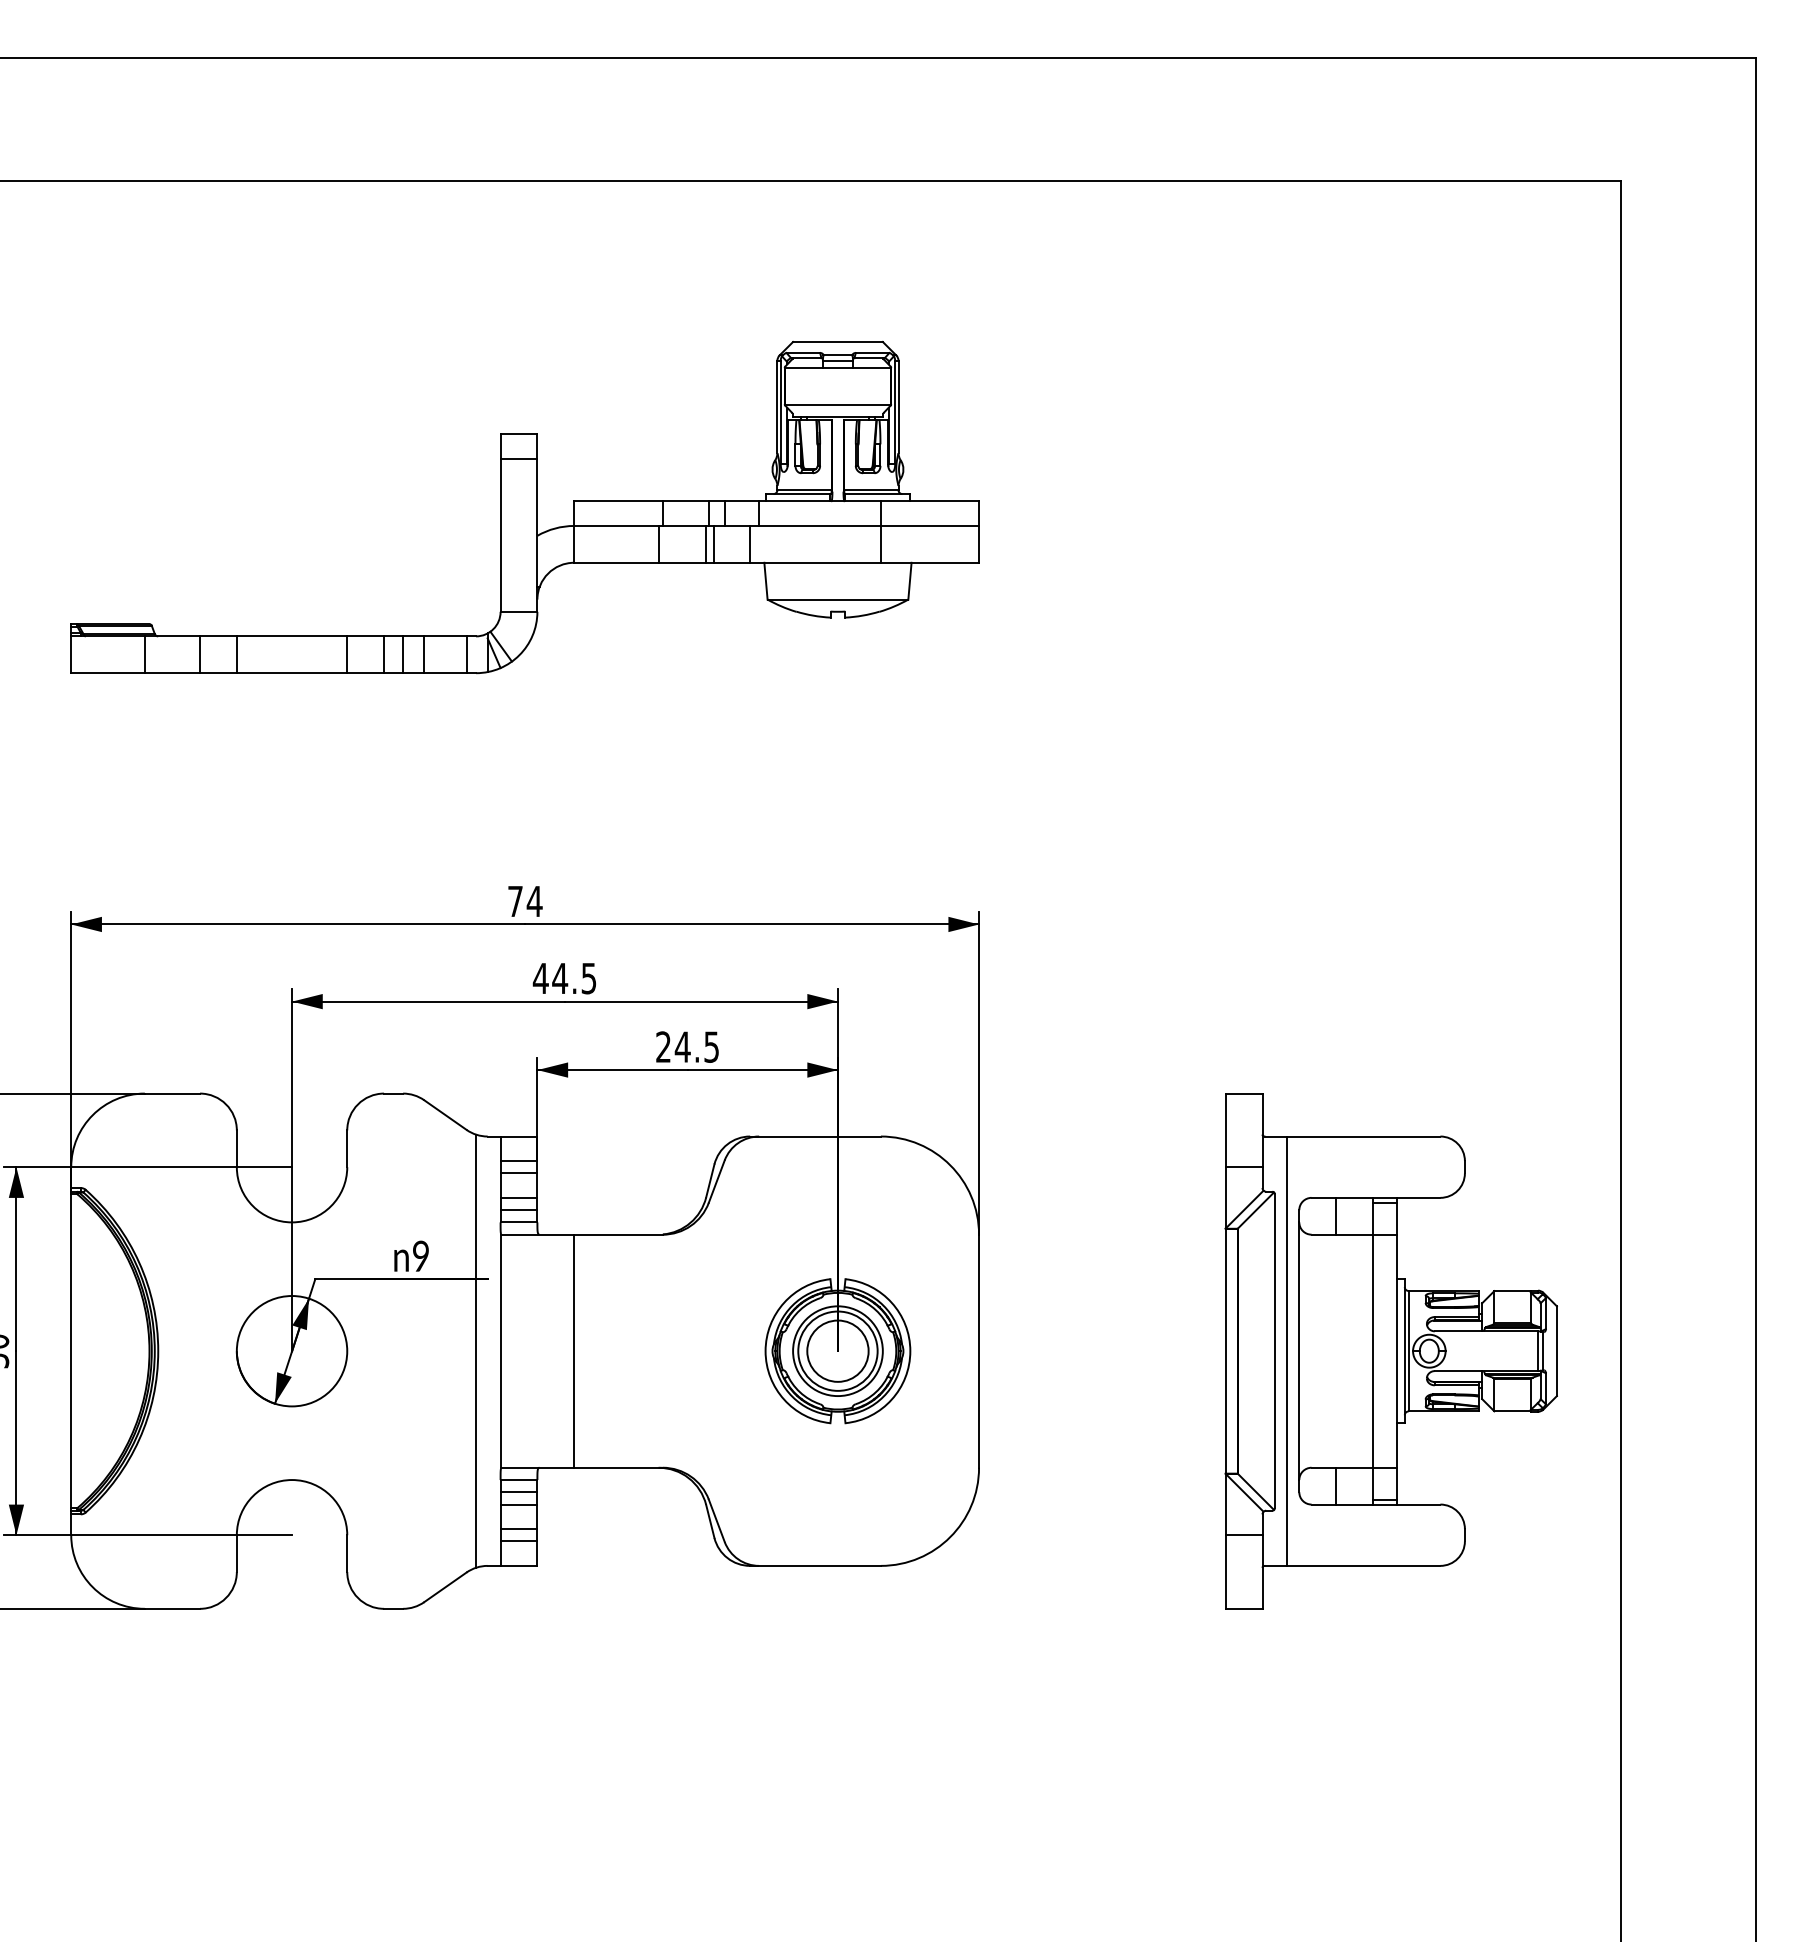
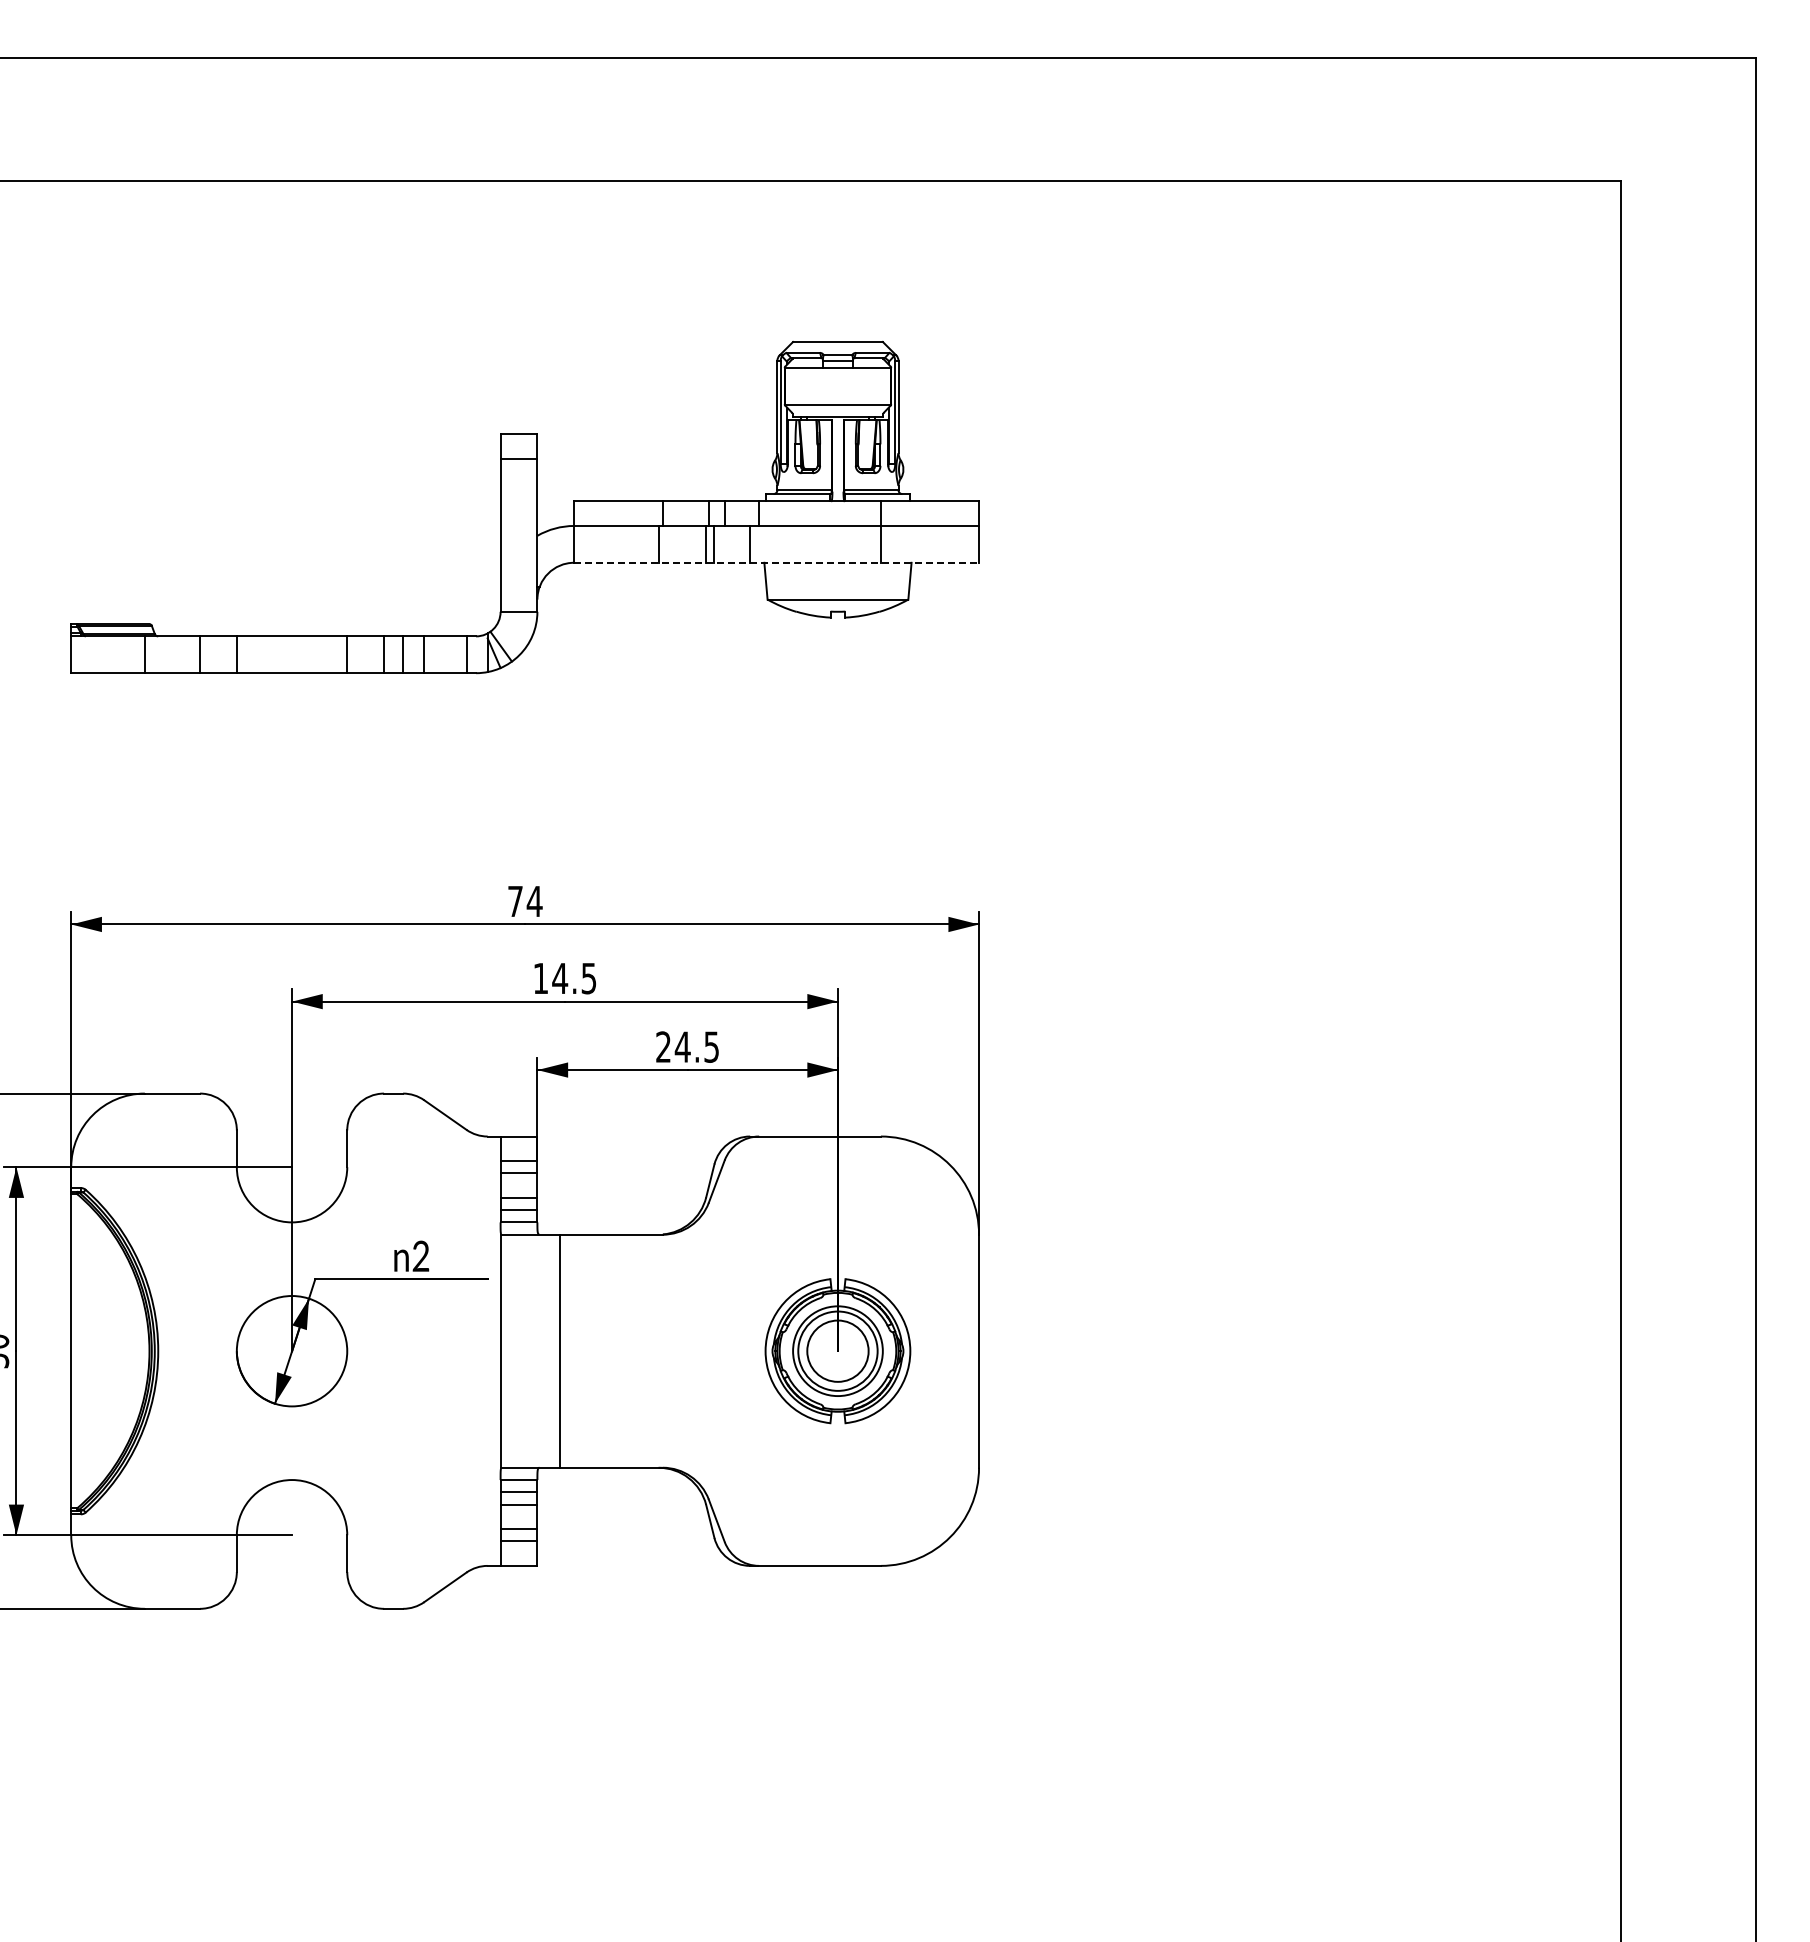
line: solid -> dashed (777, 562)
text: 44.5 -> 14.5 (540, 978)
text: 9 -> 2 (420, 1256)
line: present -> none (476, 1350)
line position: (574, 1350) -> (560, 1350) (560, 1350)
part: present -> none (1390, 1351)
